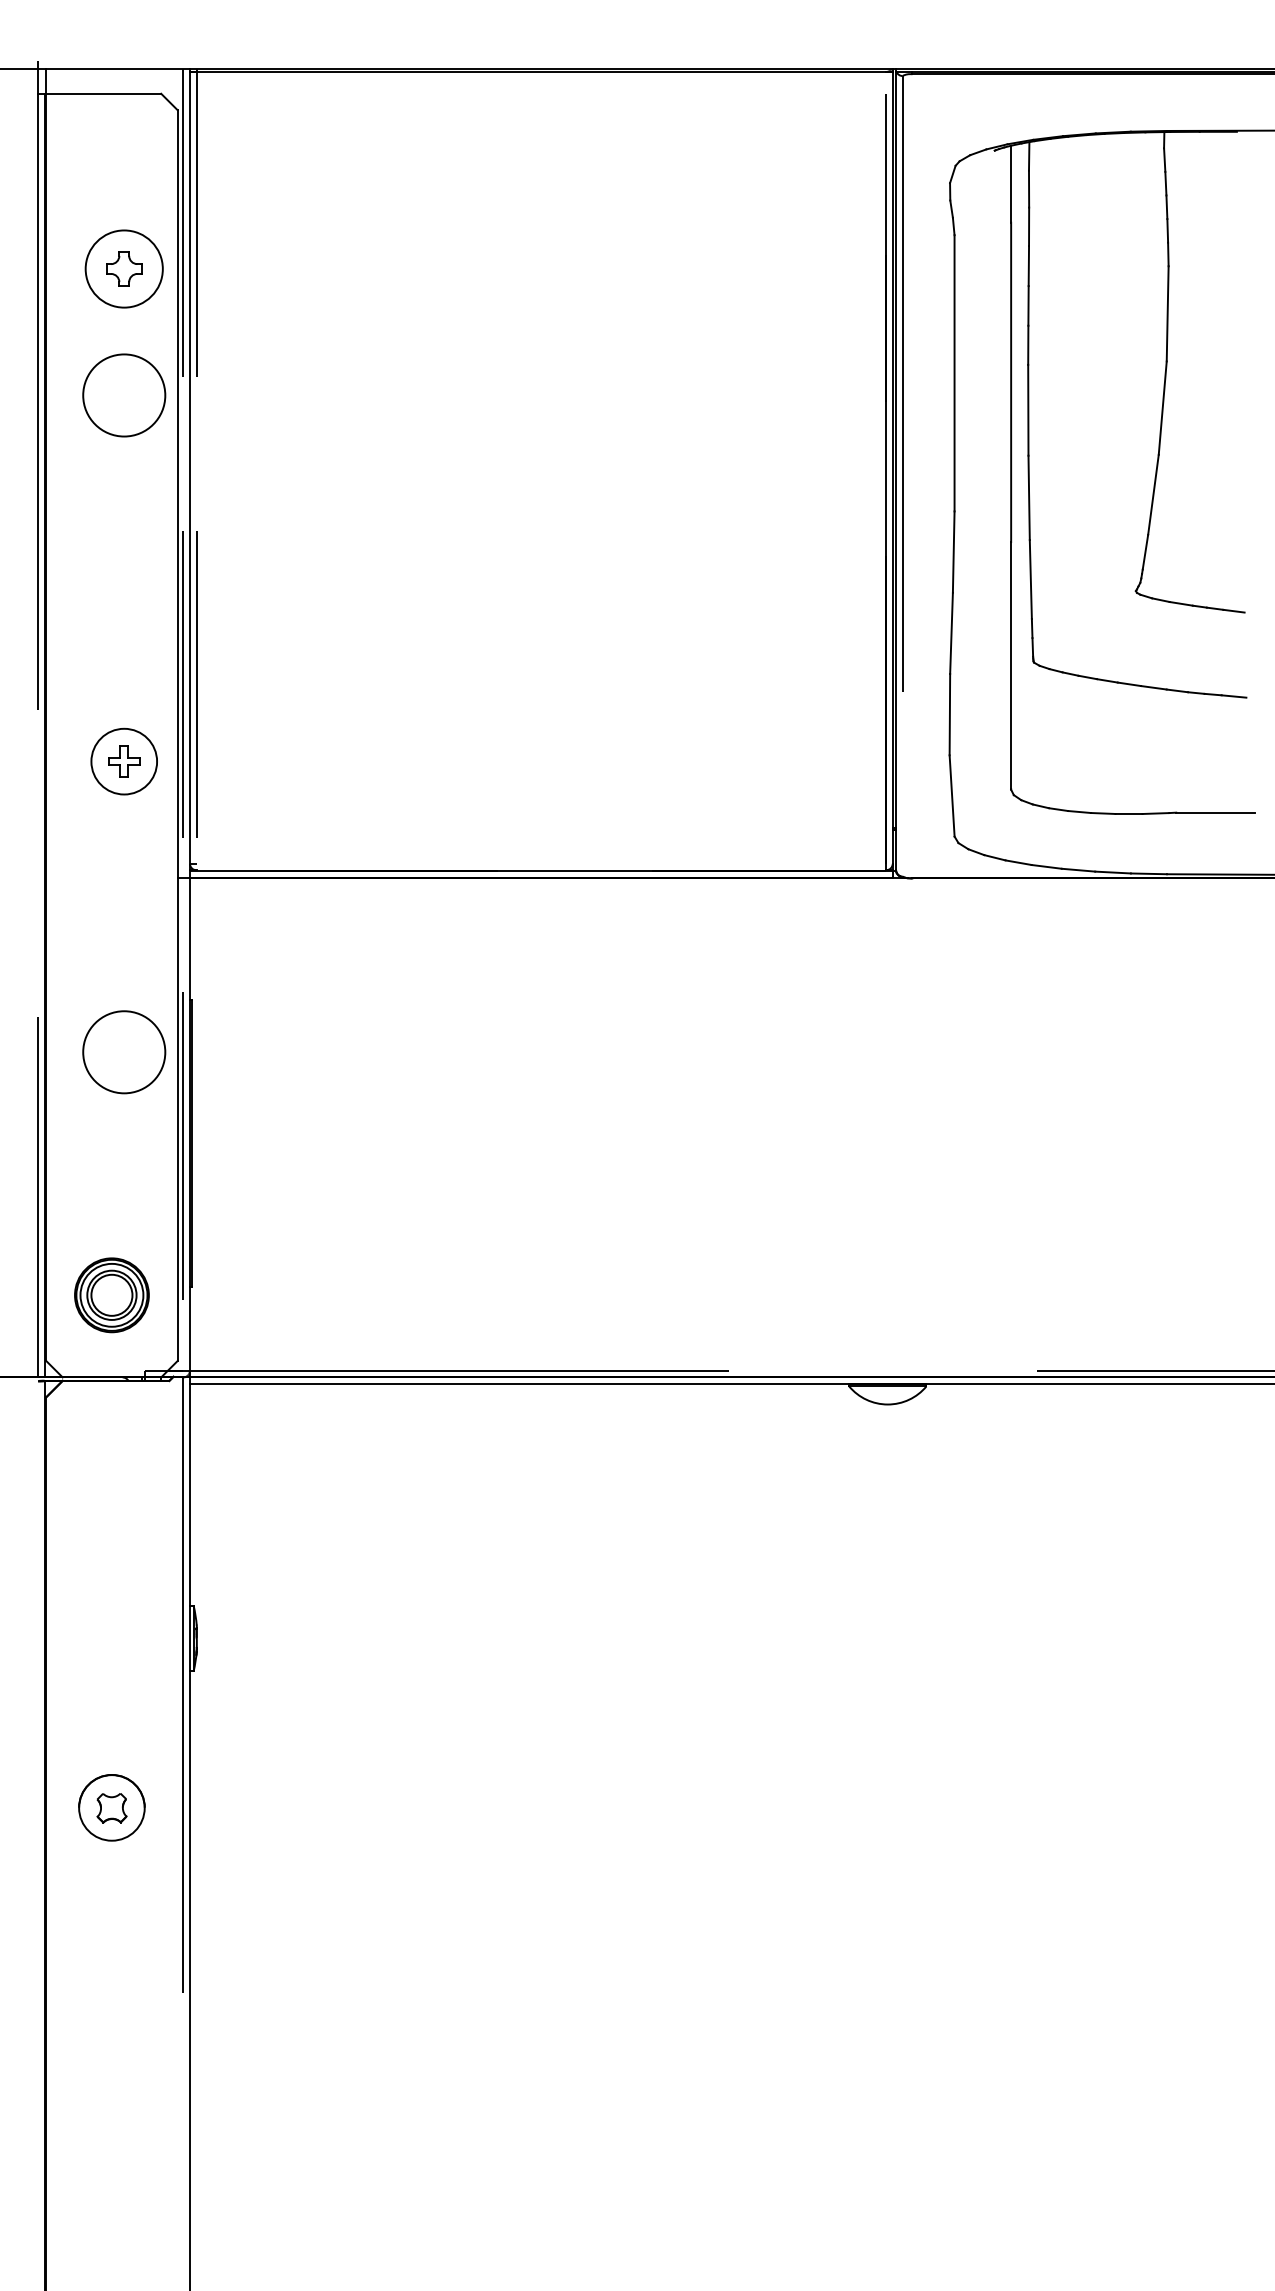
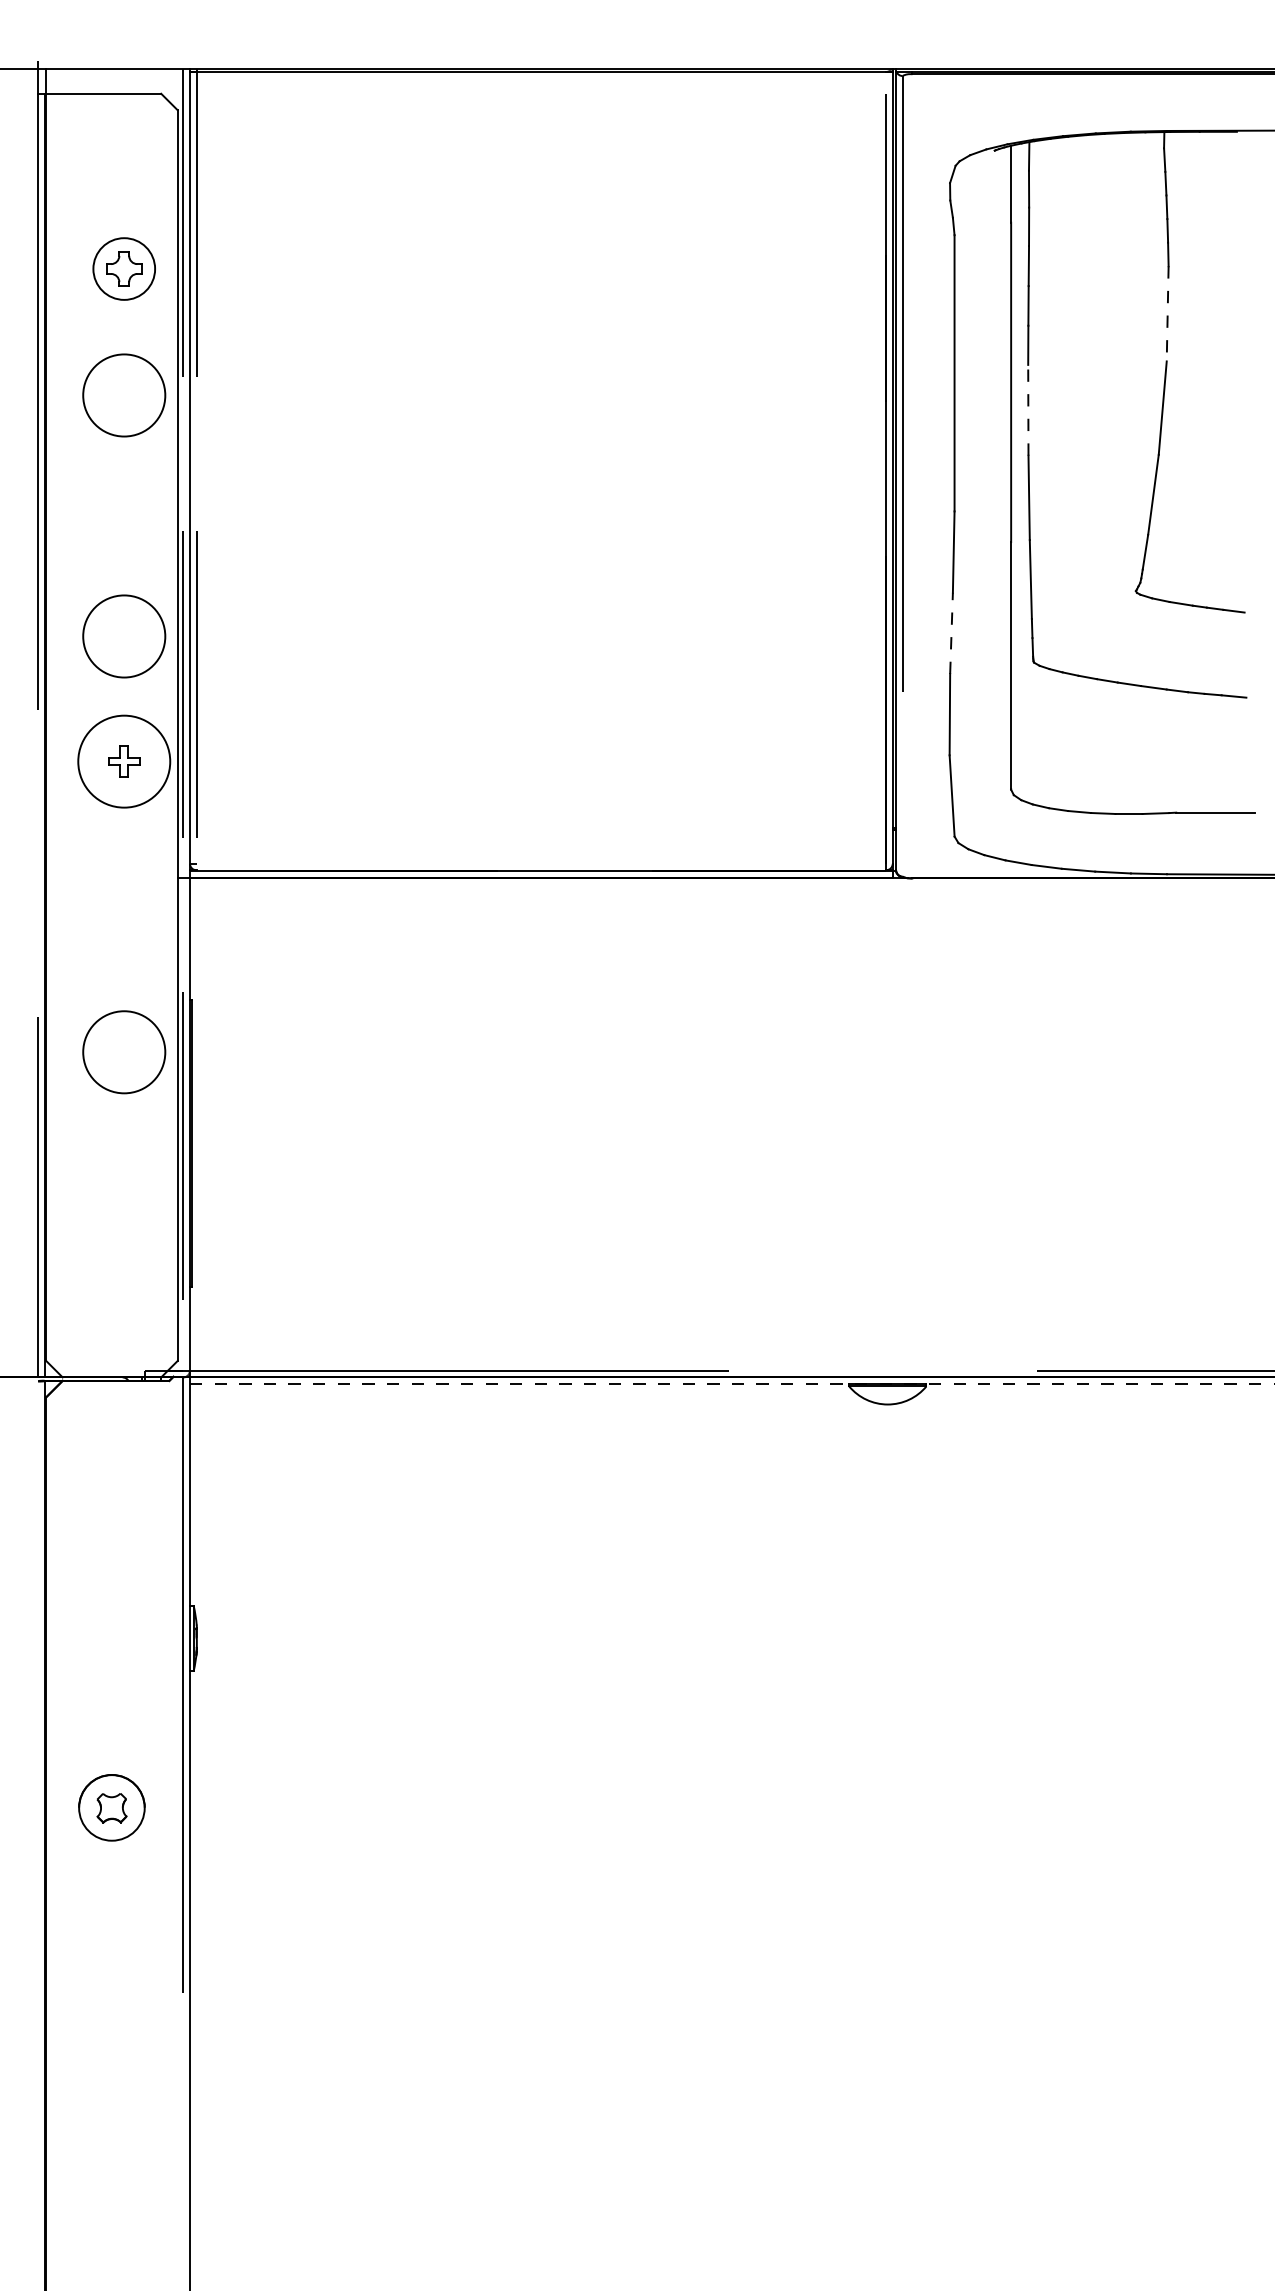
circle diameter: 77 px -> 62 px (124, 268)
line: solid -> dashed (1167, 313)
line: solid -> dashed (1028, 409)
line: solid -> dashed (951, 633)
circle: none -> present (124, 636)
circle diameter: 66 px -> 92 px (124, 761)
part: present -> none (111, 1295)
line: solid -> dashed (732, 1384)
